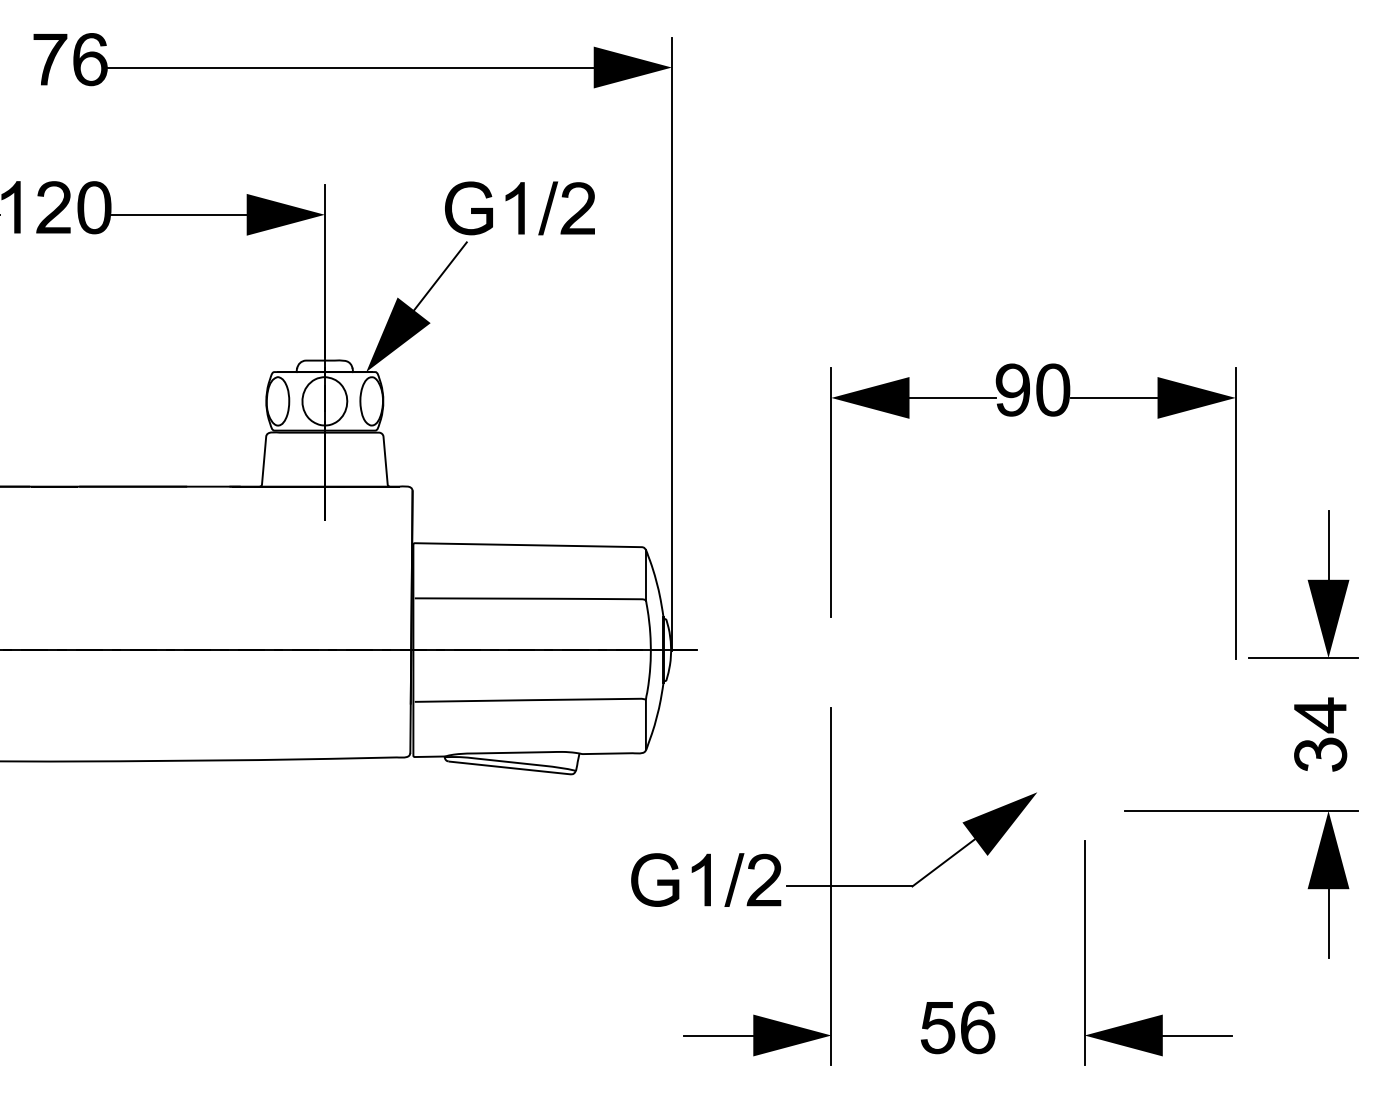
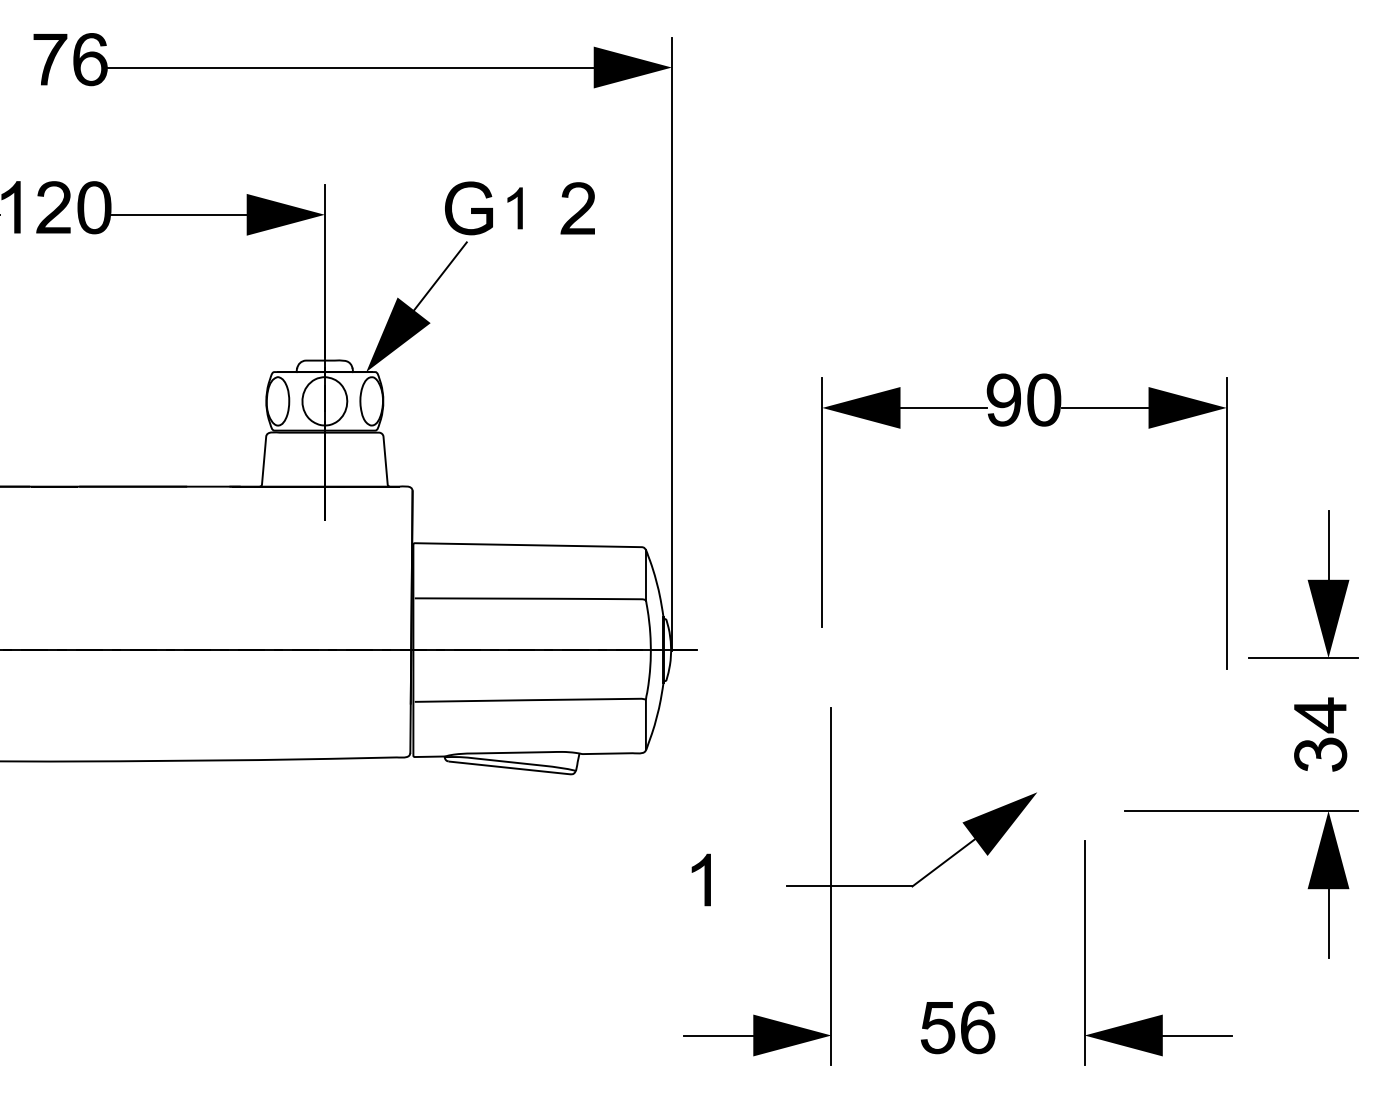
part size: 20x53 px -> 16x43 px (514, 208)
fill: present -> none (548, 208)
part position: (1049, 416) -> (1040, 426) (1040, 426)
part: present -> none (752, 869)
fill: present -> none (655, 880)
